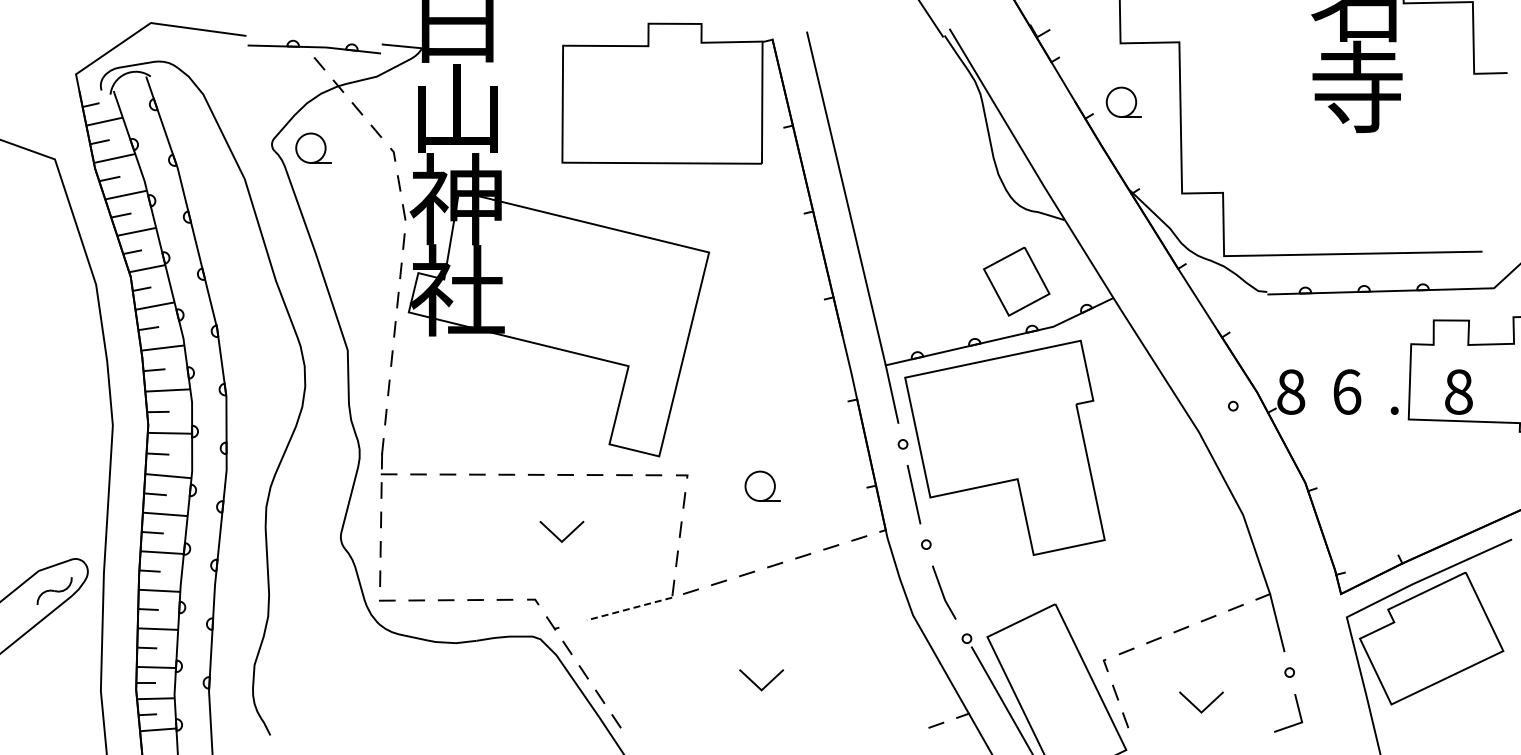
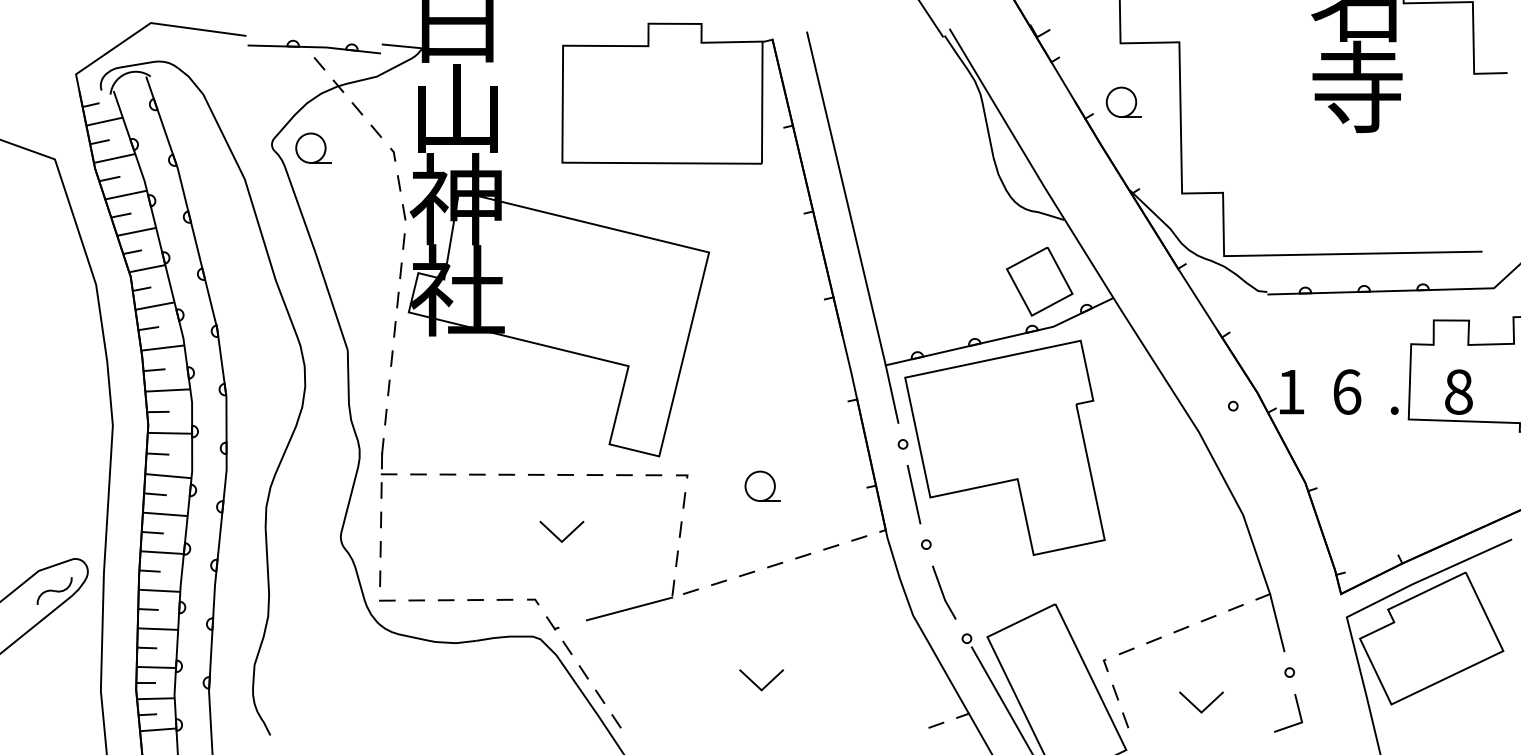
part position: (1016, 281) -> (1039, 281) (1039, 281)
text: 8 -> 1 (1291, 391)
line: dashed -> solid (629, 609)
